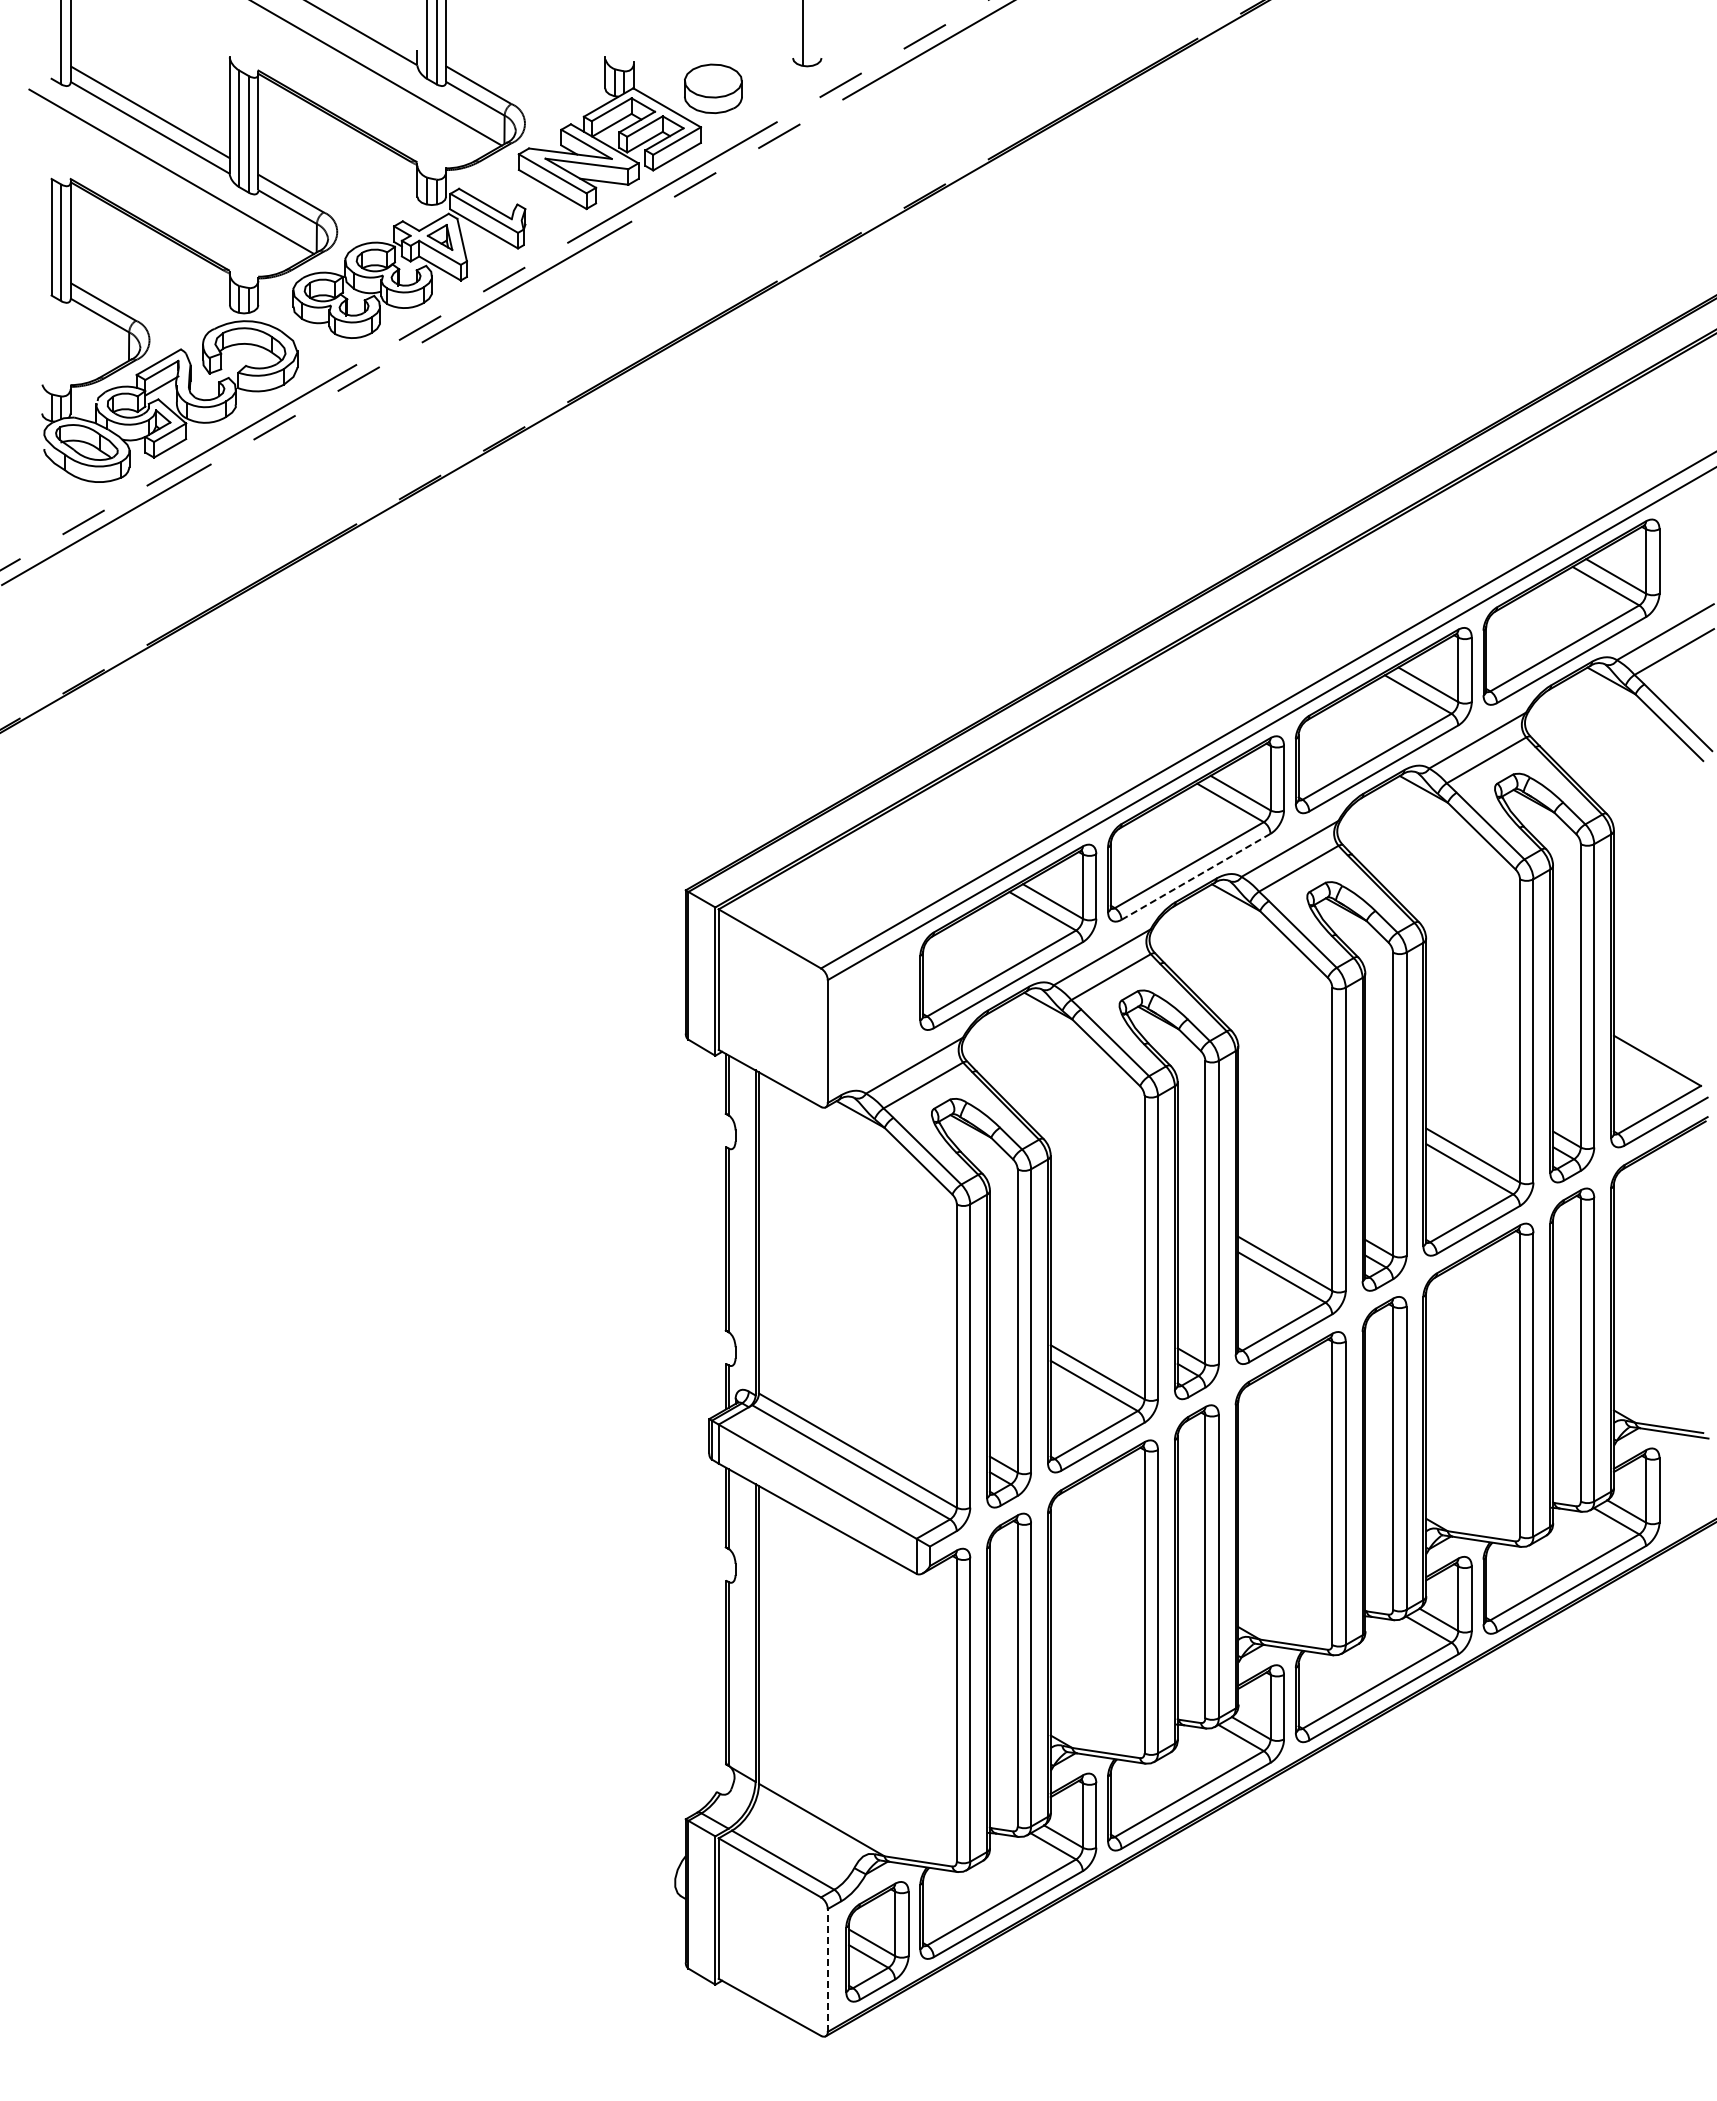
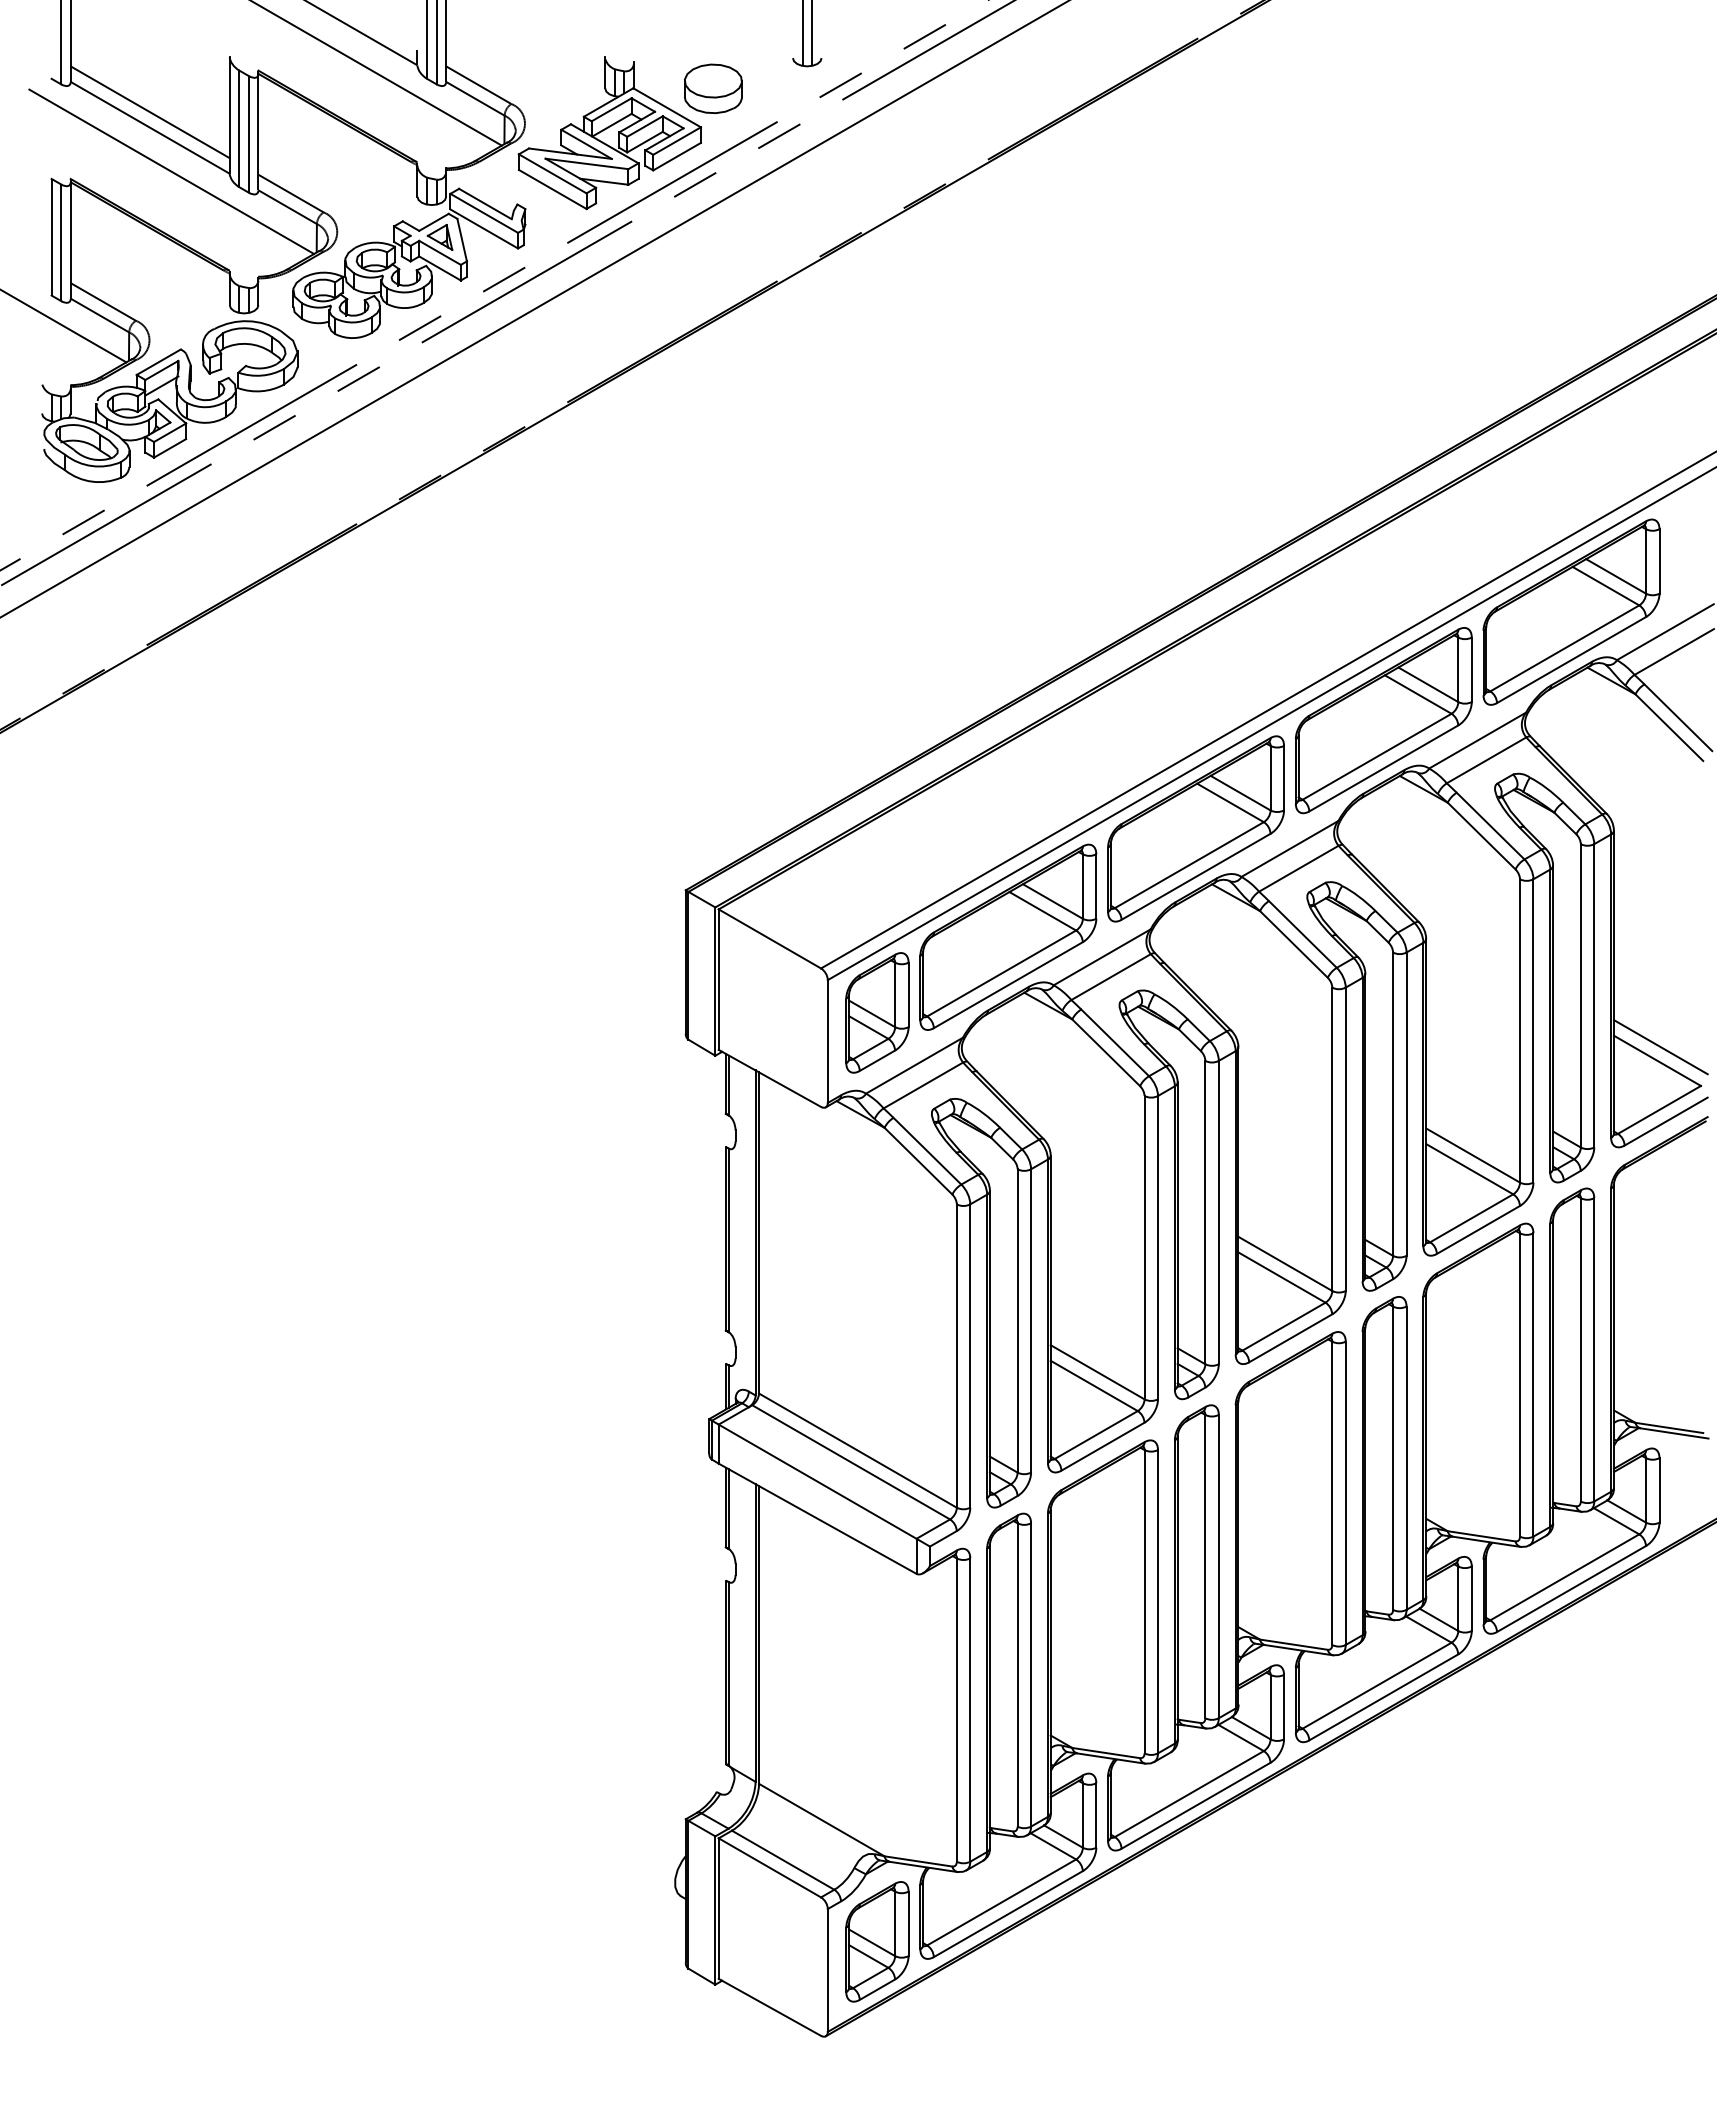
line: none -> present (812, 33)
line: none -> present (534, 309)
line: none -> present (64, 326)
line: dashed -> solid (1196, 876)
part: none -> present (877, 1012)
line: none -> present (1660, 1047)
line: dashed -> solid (827, 1969)
